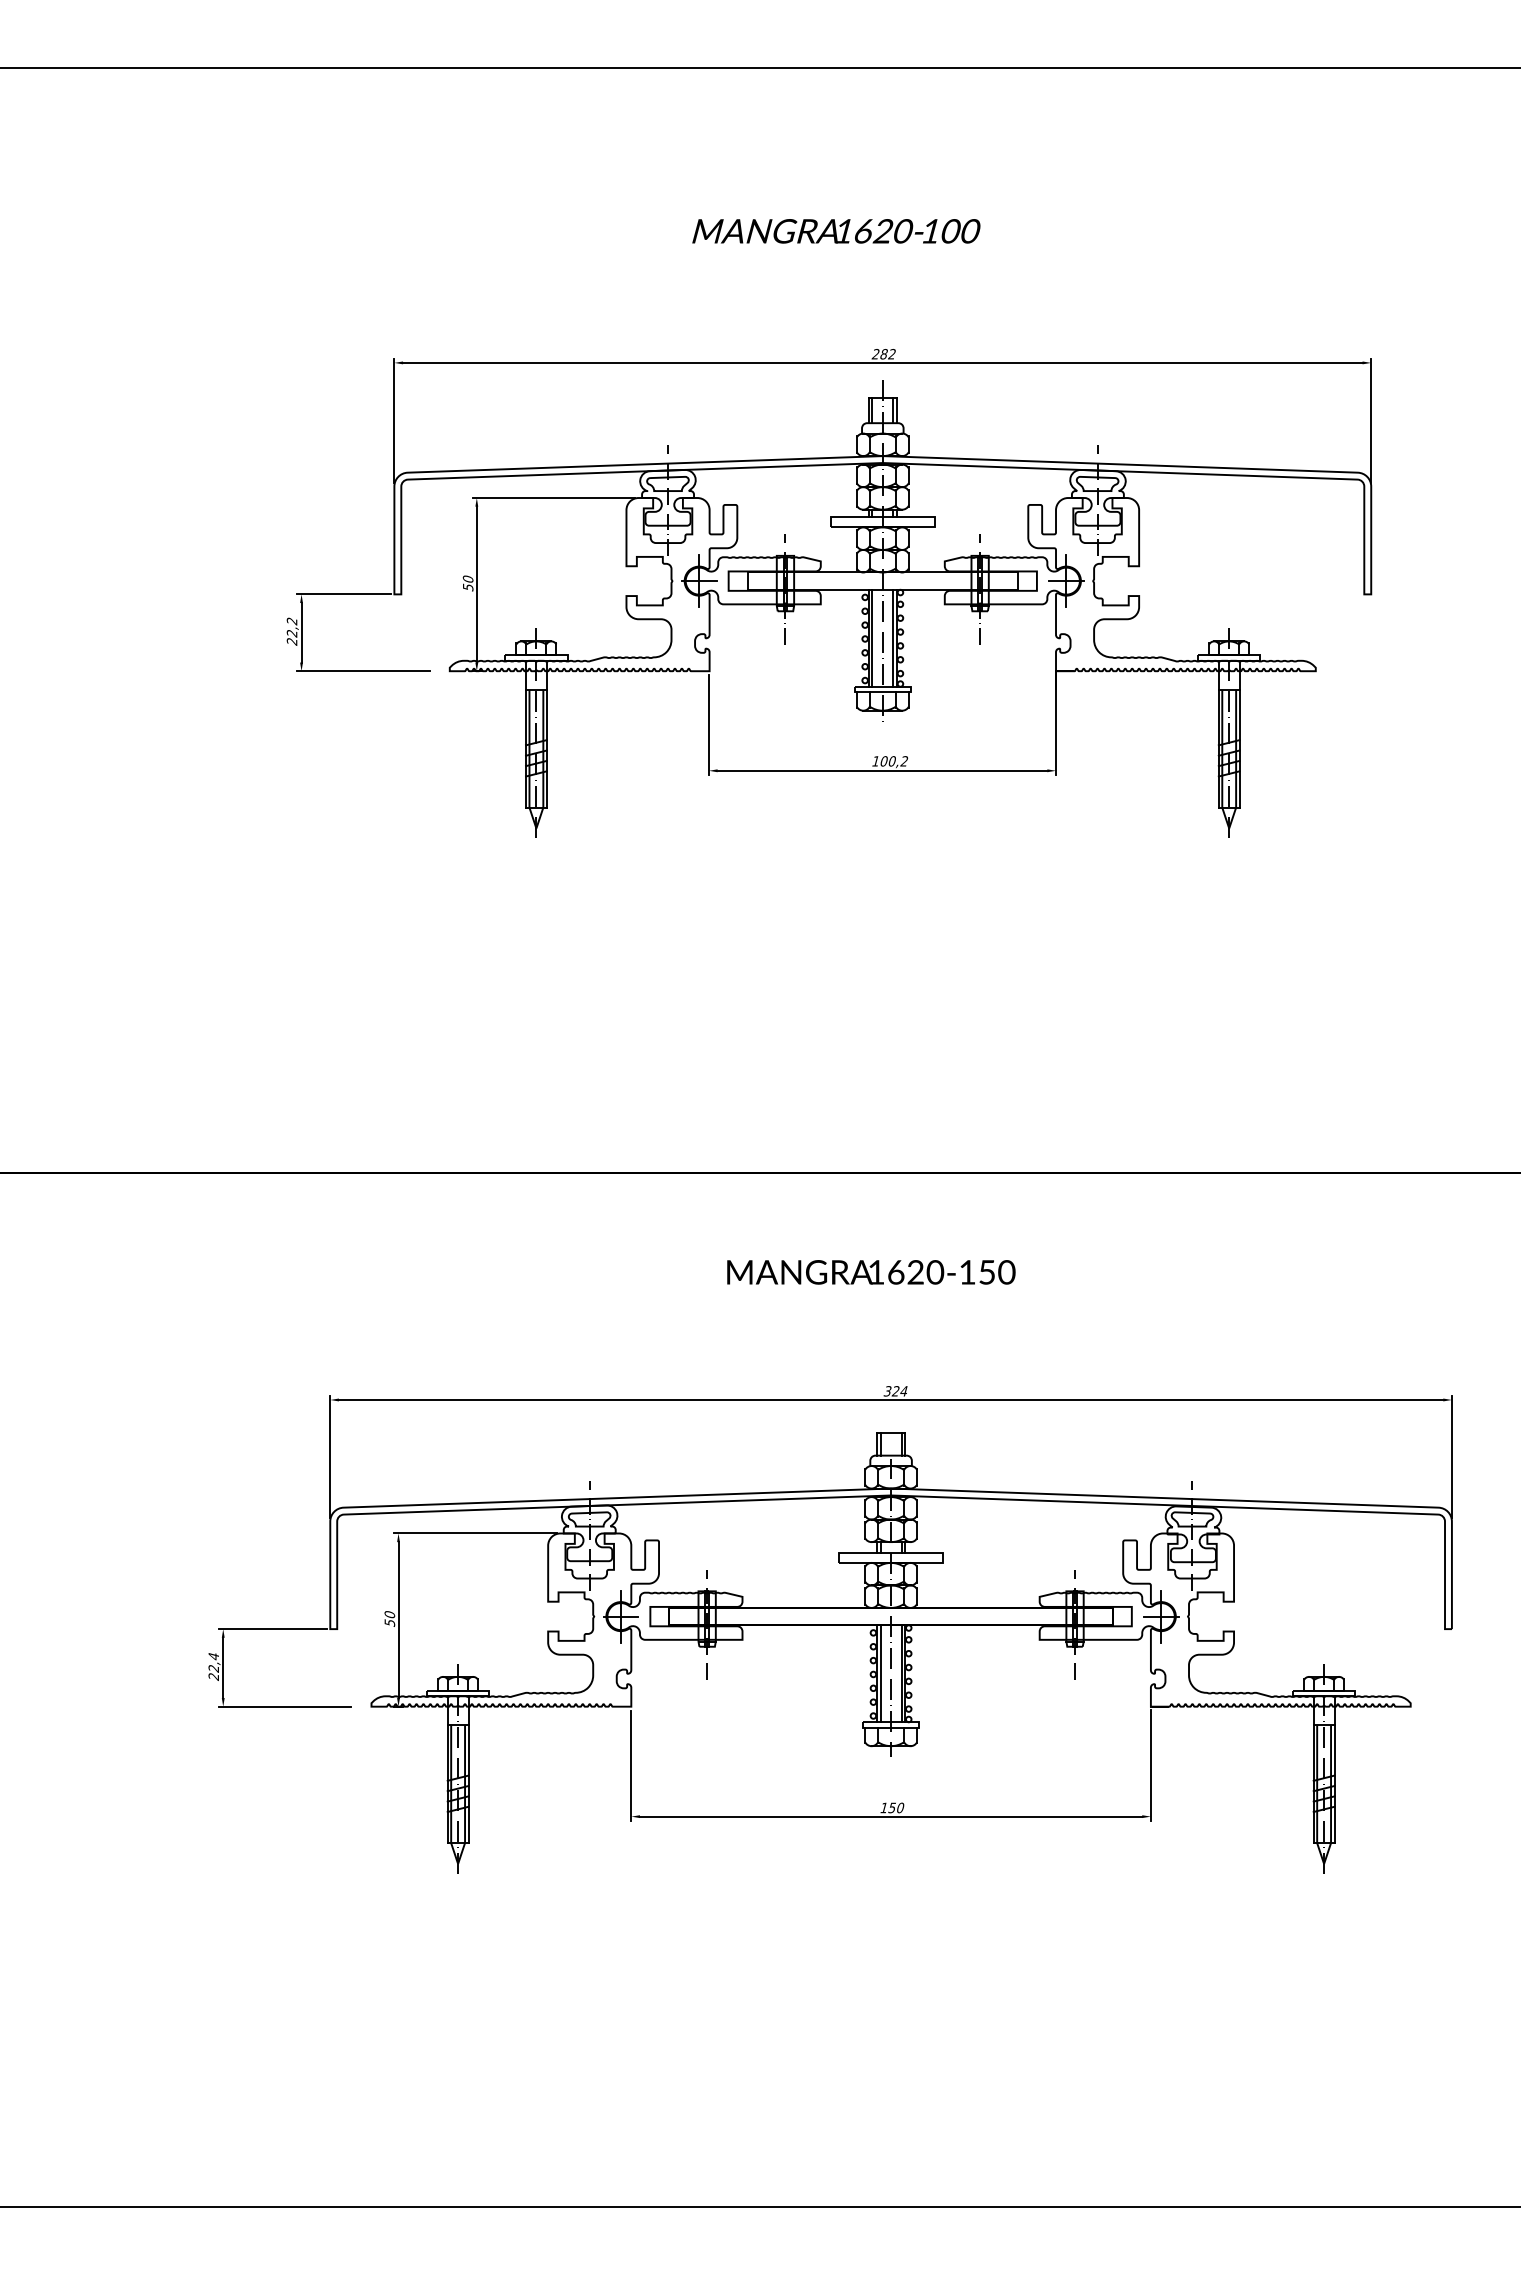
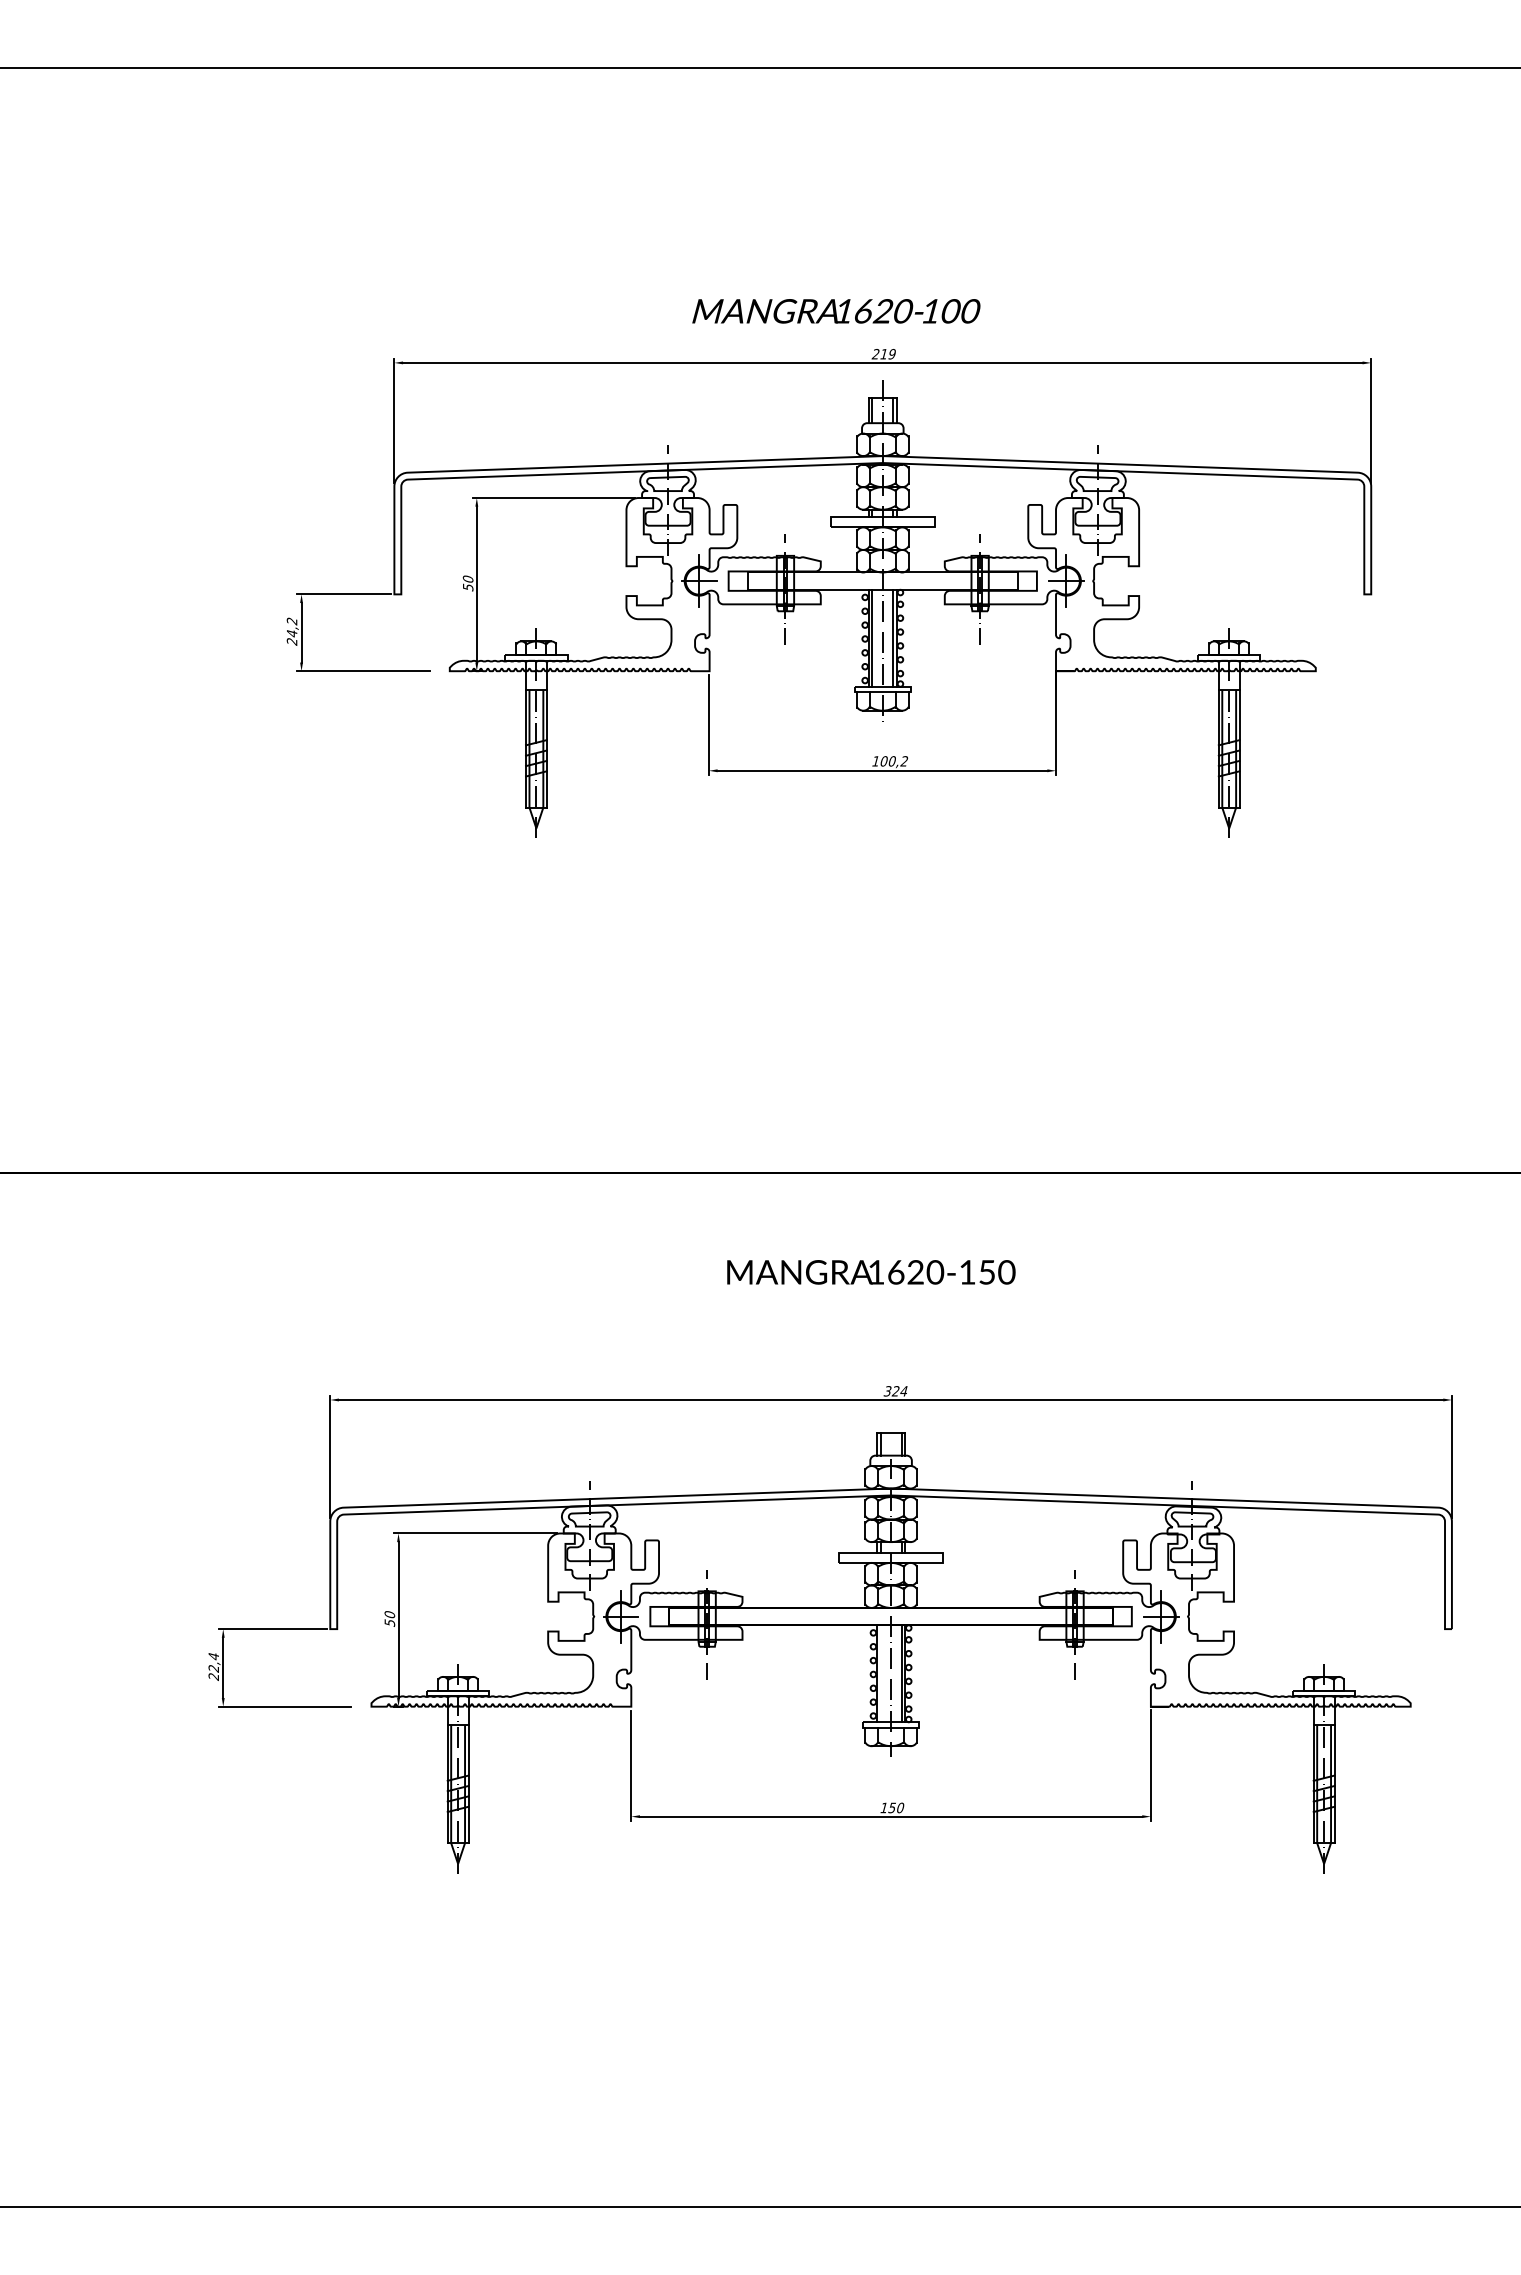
text position: (836, 231) -> (836, 311) (836, 311)
text: 282 -> 219 (887, 354)
text: 22,2 -> 24,2 (291, 633)
line: present -> none (880, 1673)
